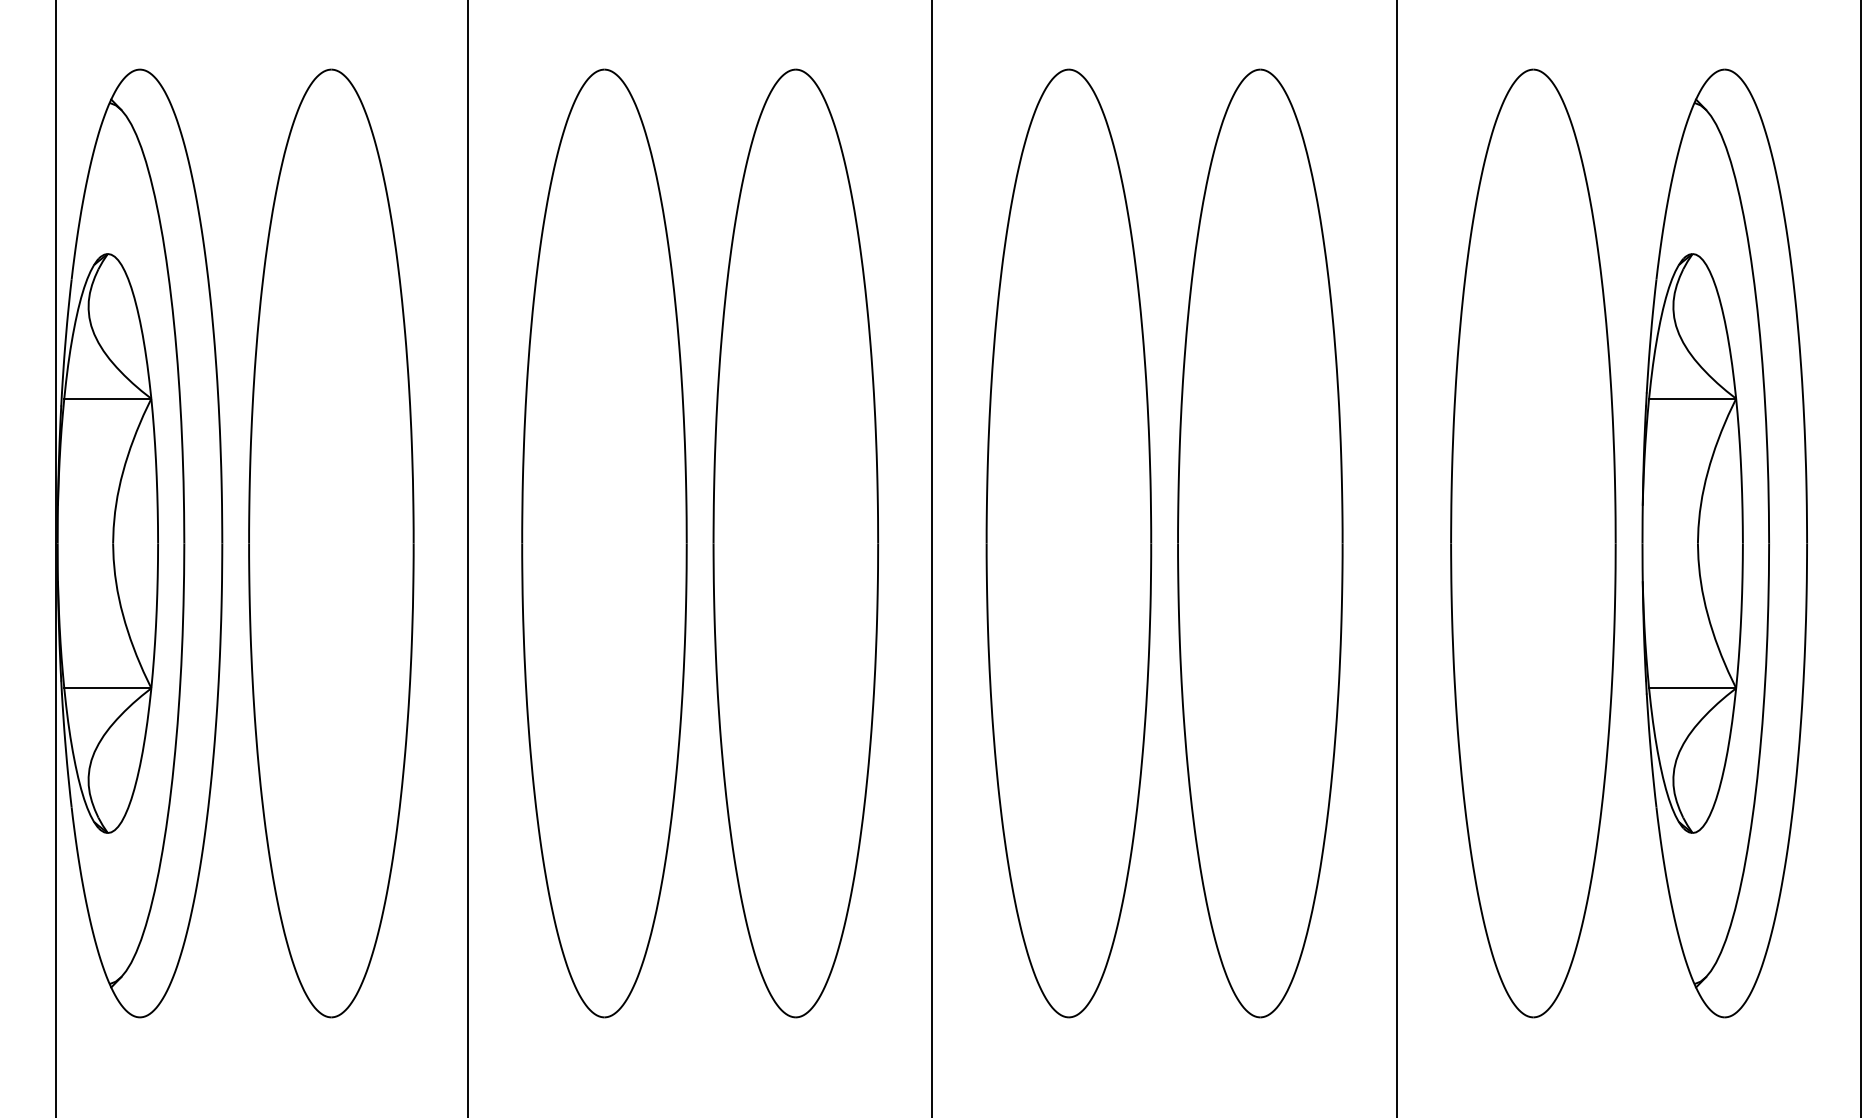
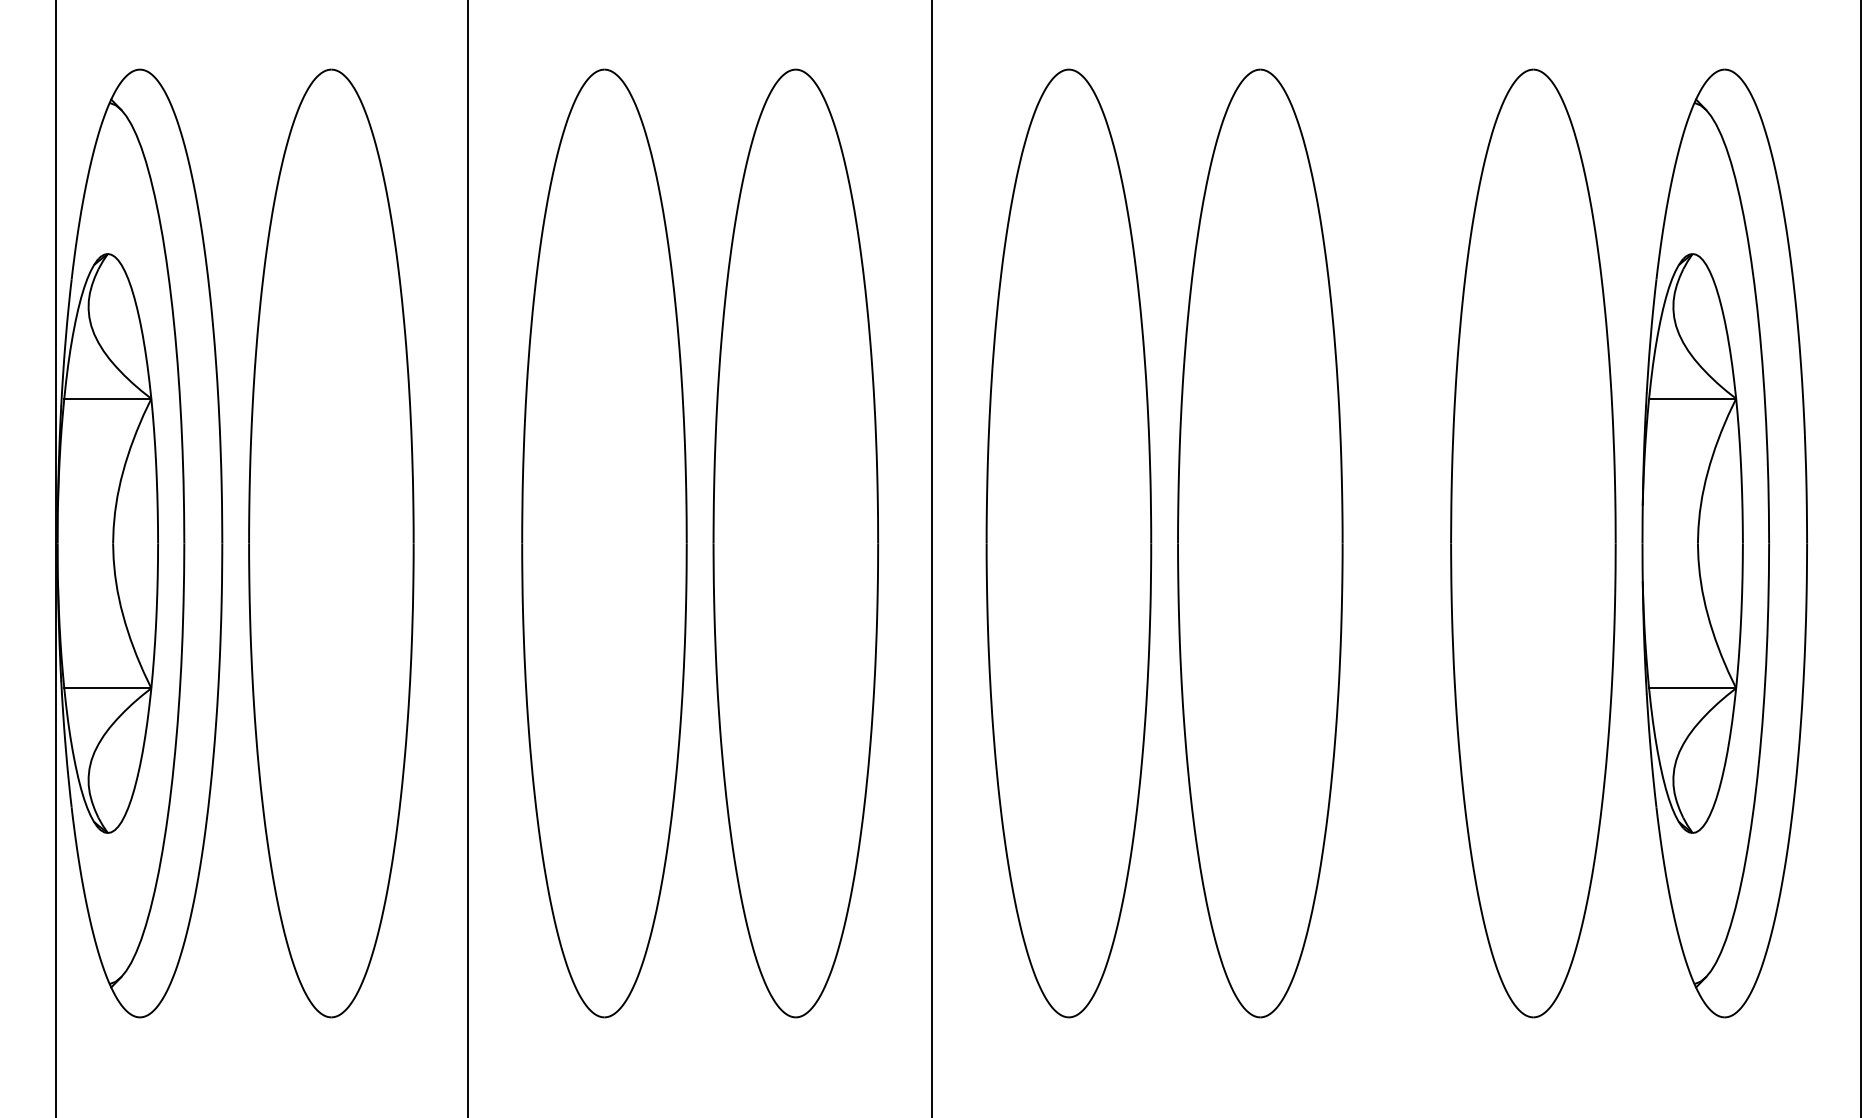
line: present -> none (1396, 558)
